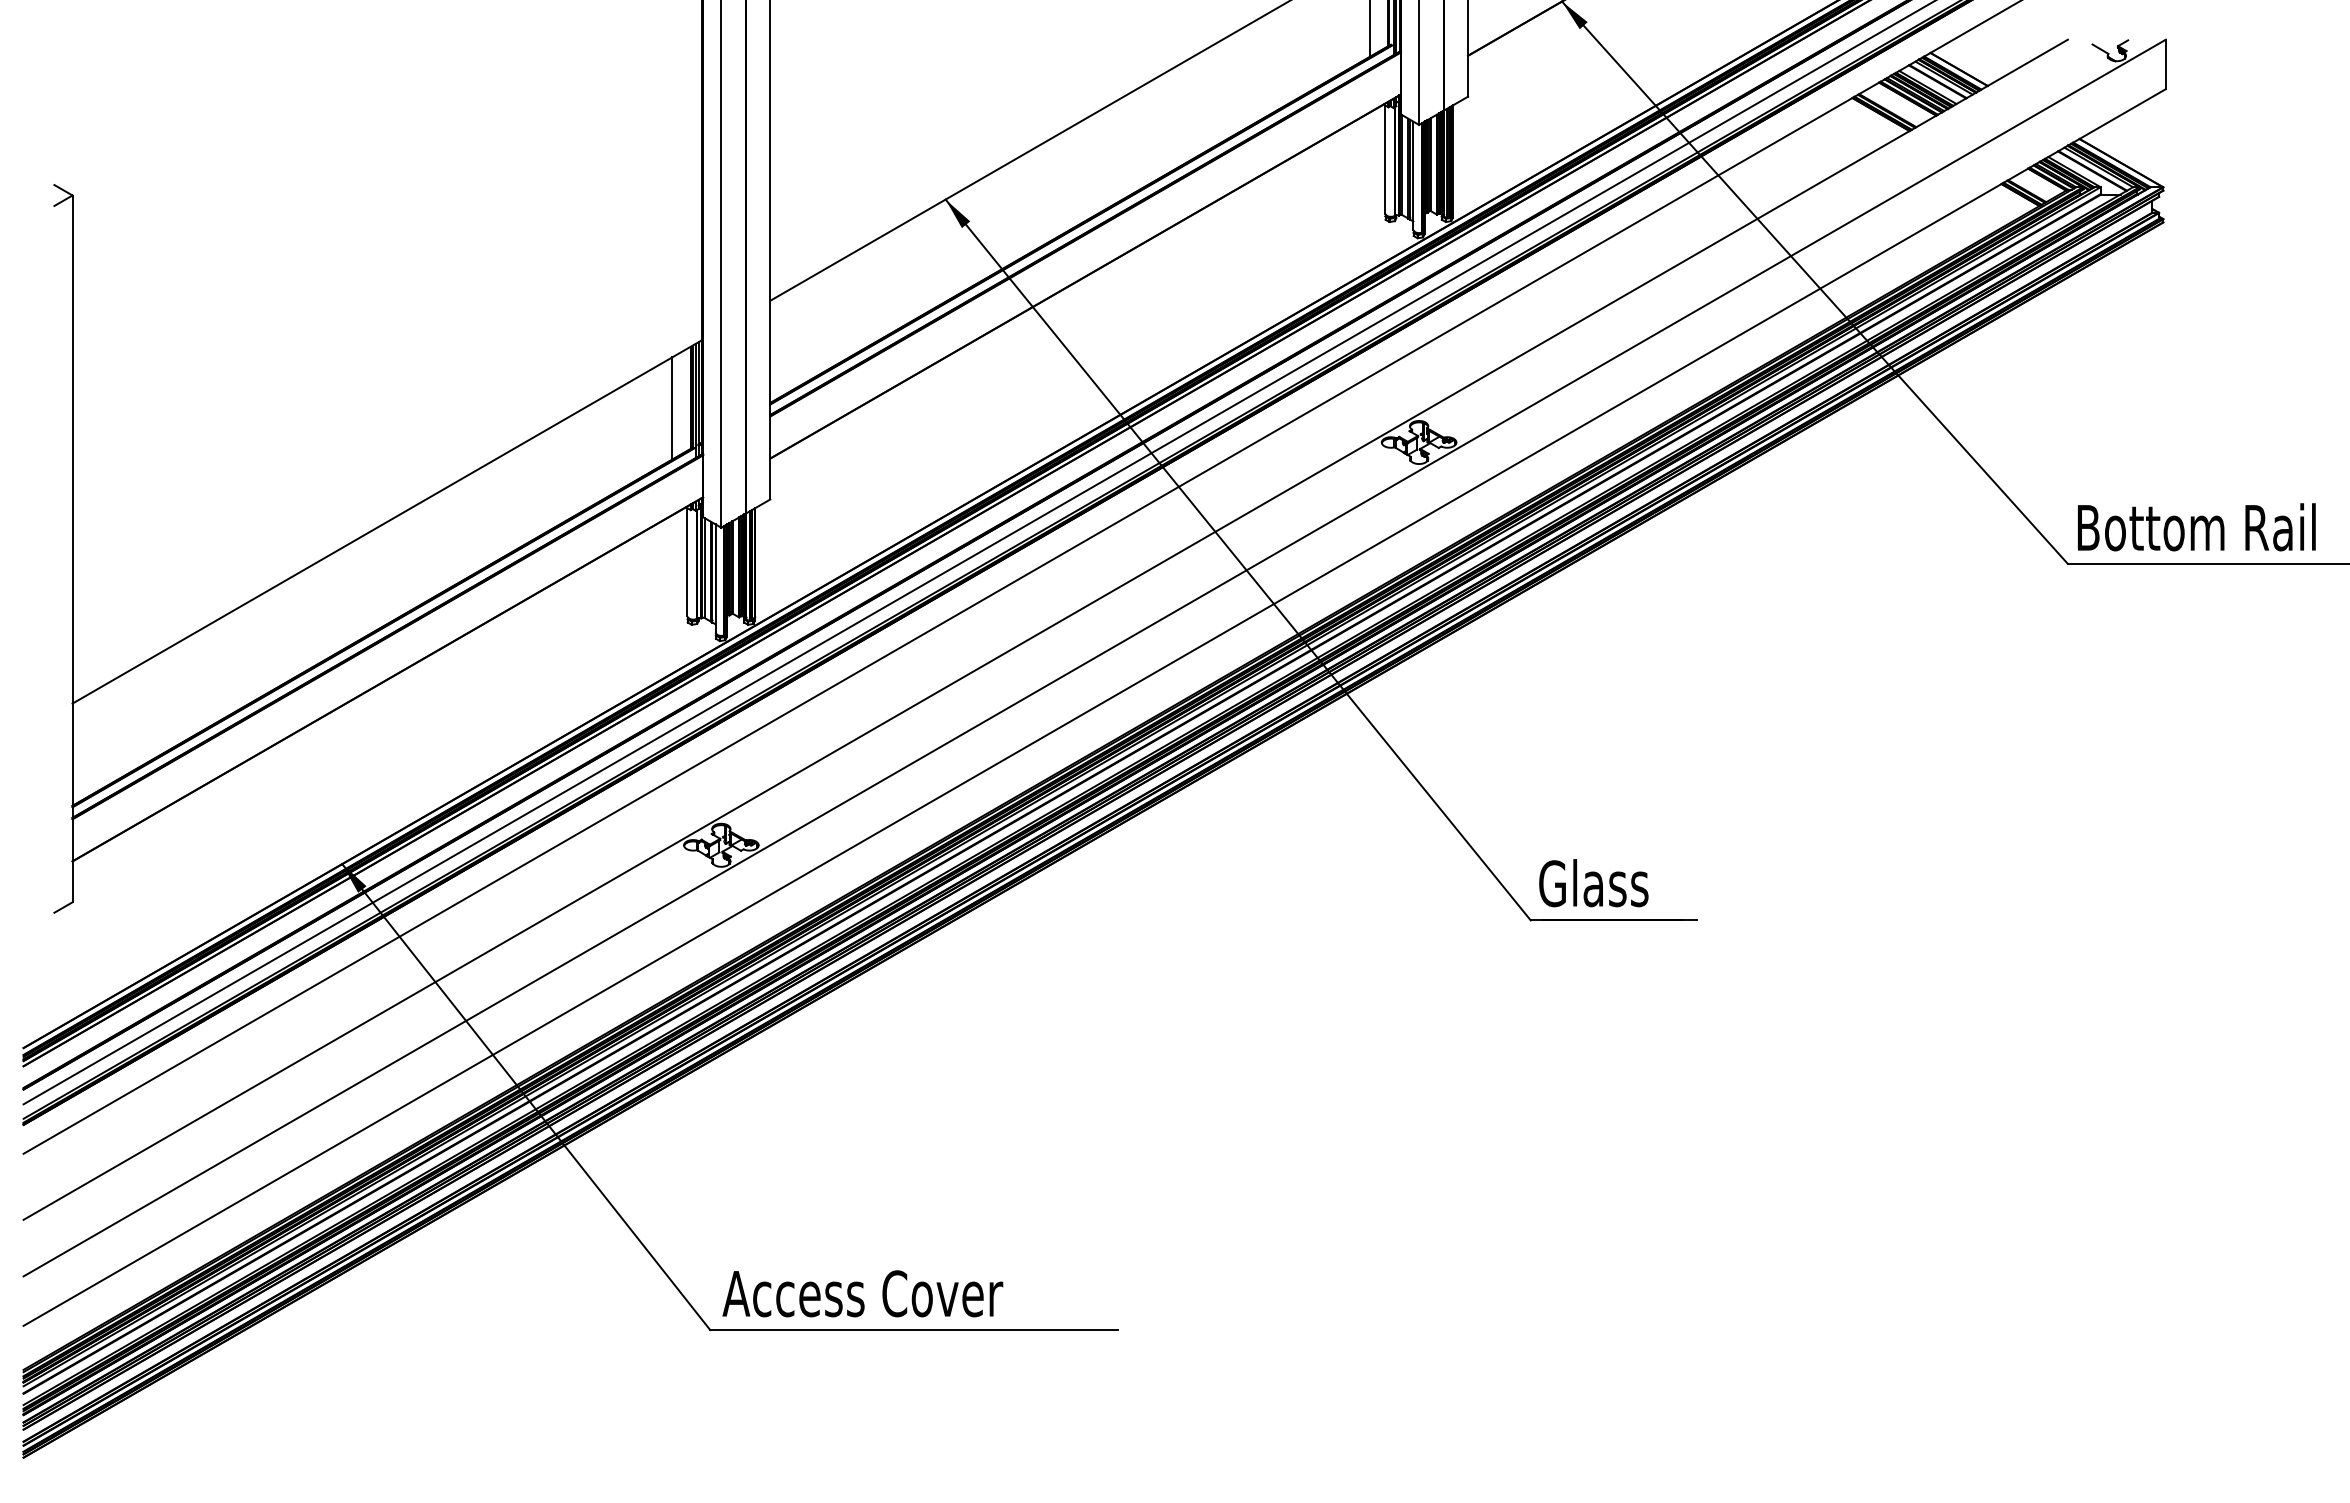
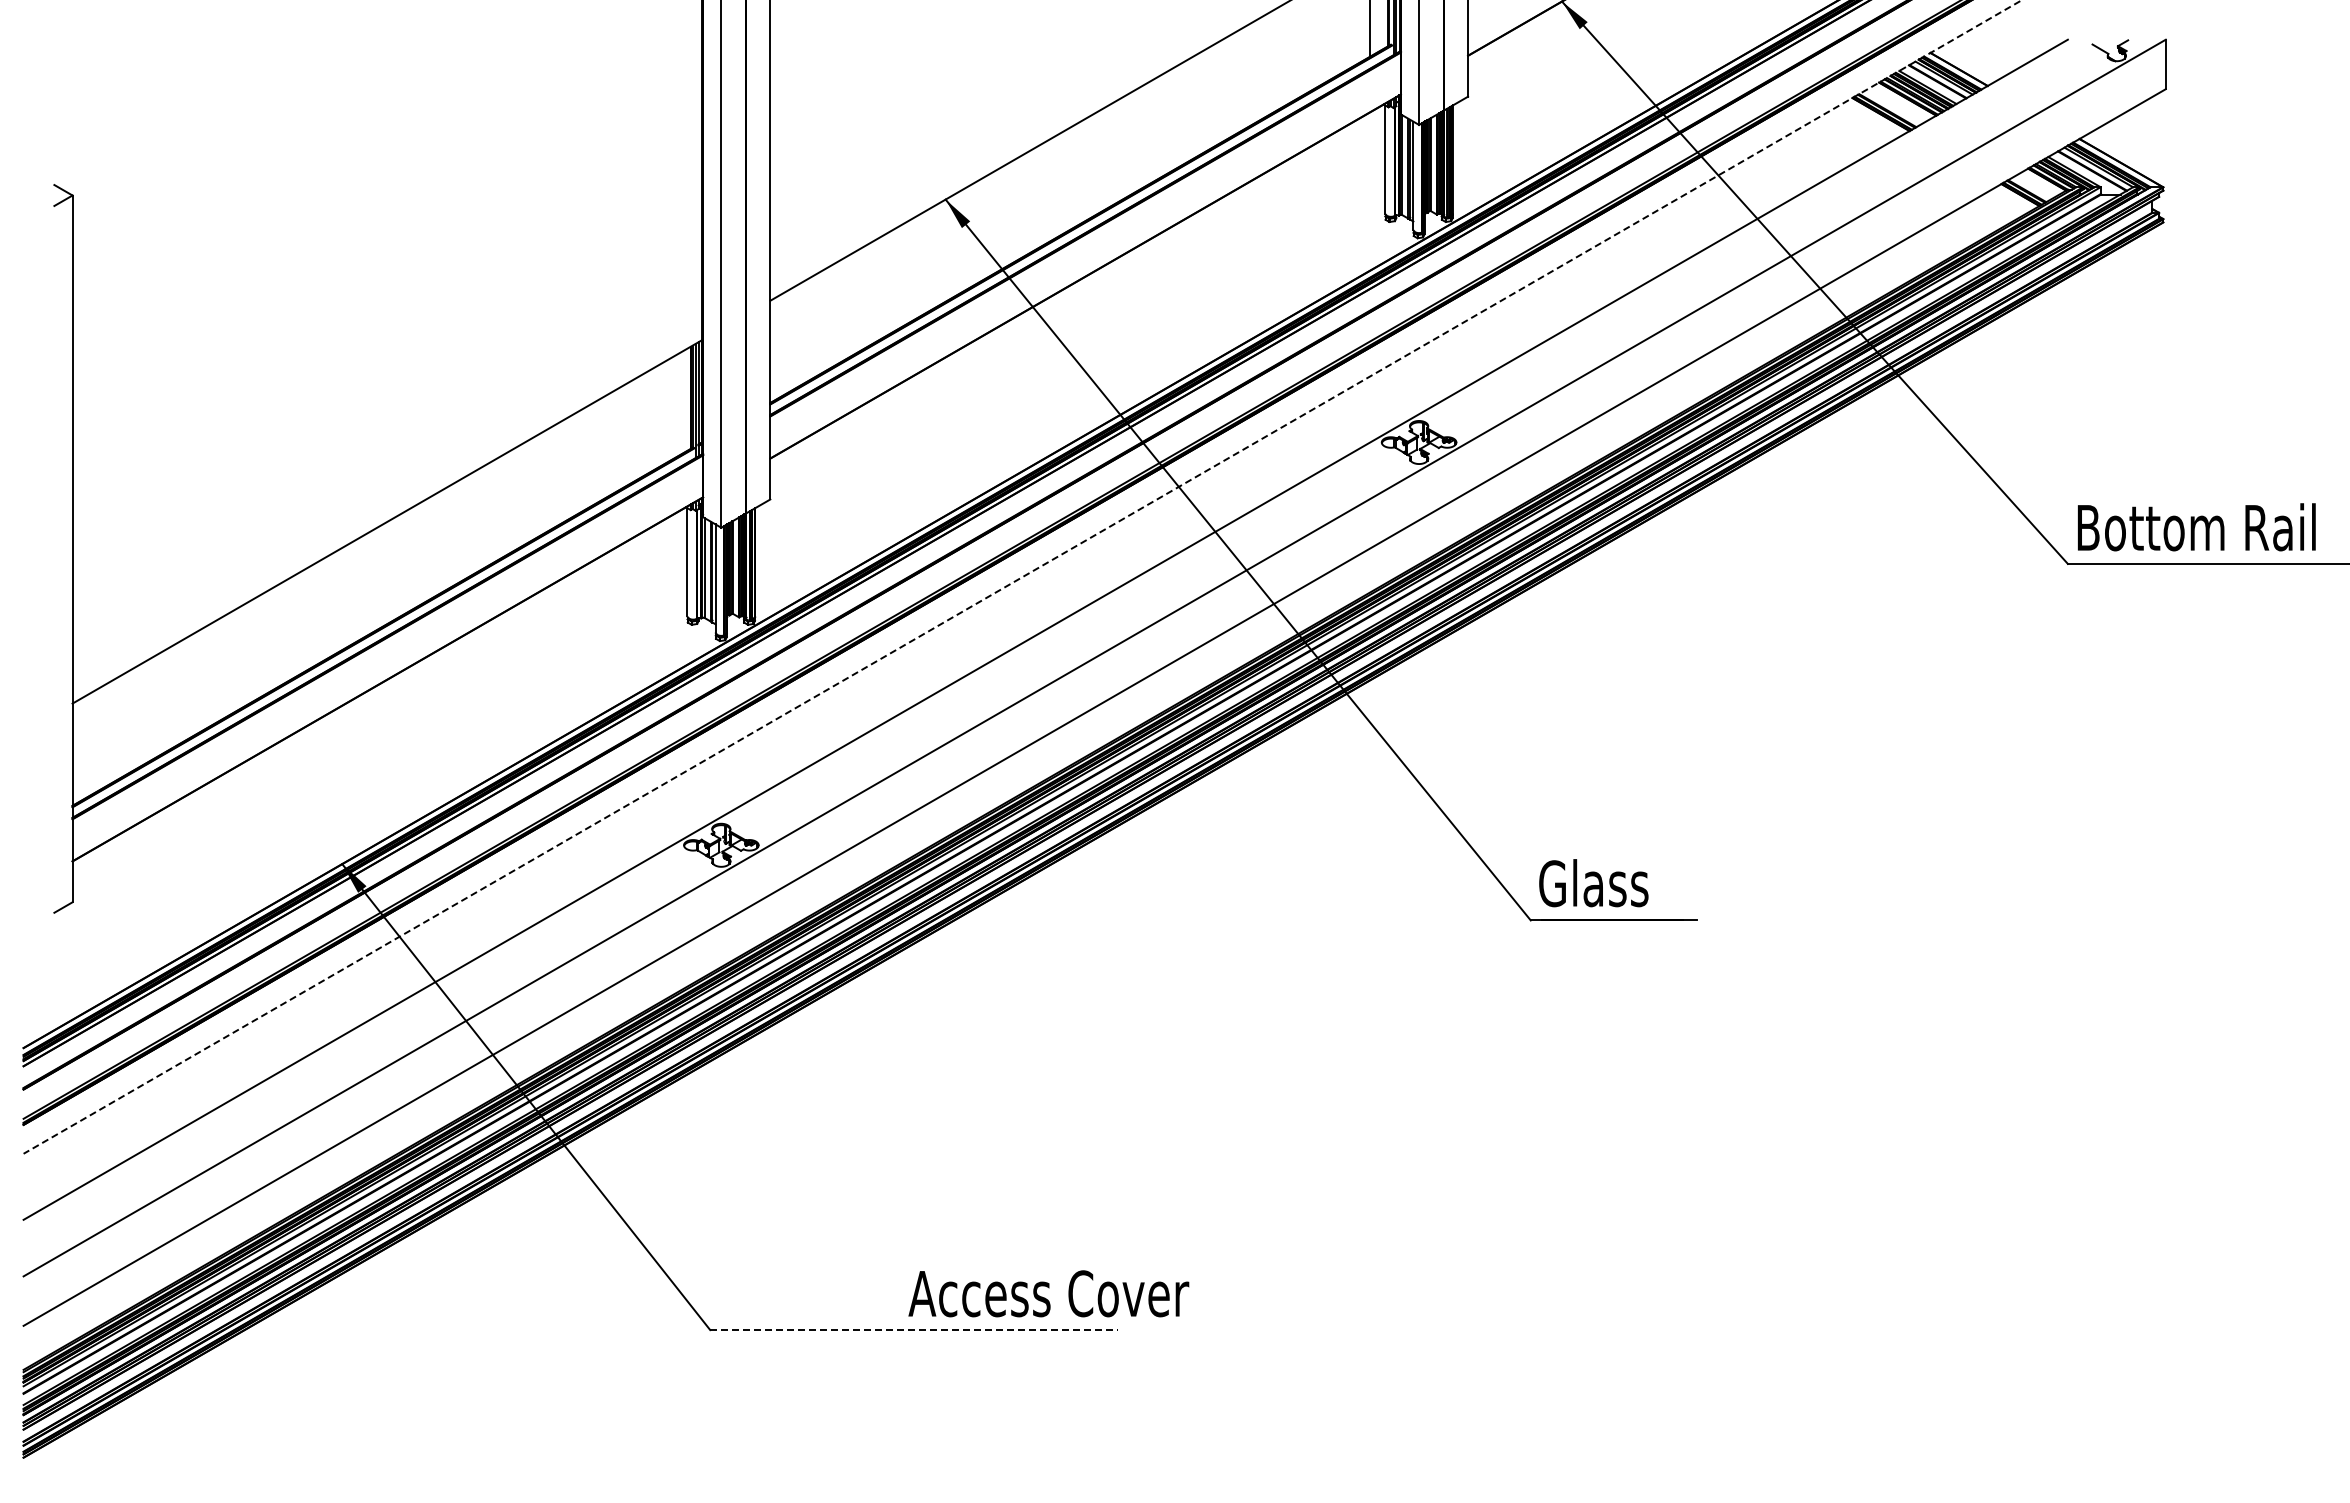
line: present -> none (672, 408)
line: present -> none (977, 553)
line: solid -> dashed (1022, 576)
text position: (862, 1293) -> (1048, 1293) (1048, 1293)
line: solid -> dashed (914, 1330)
